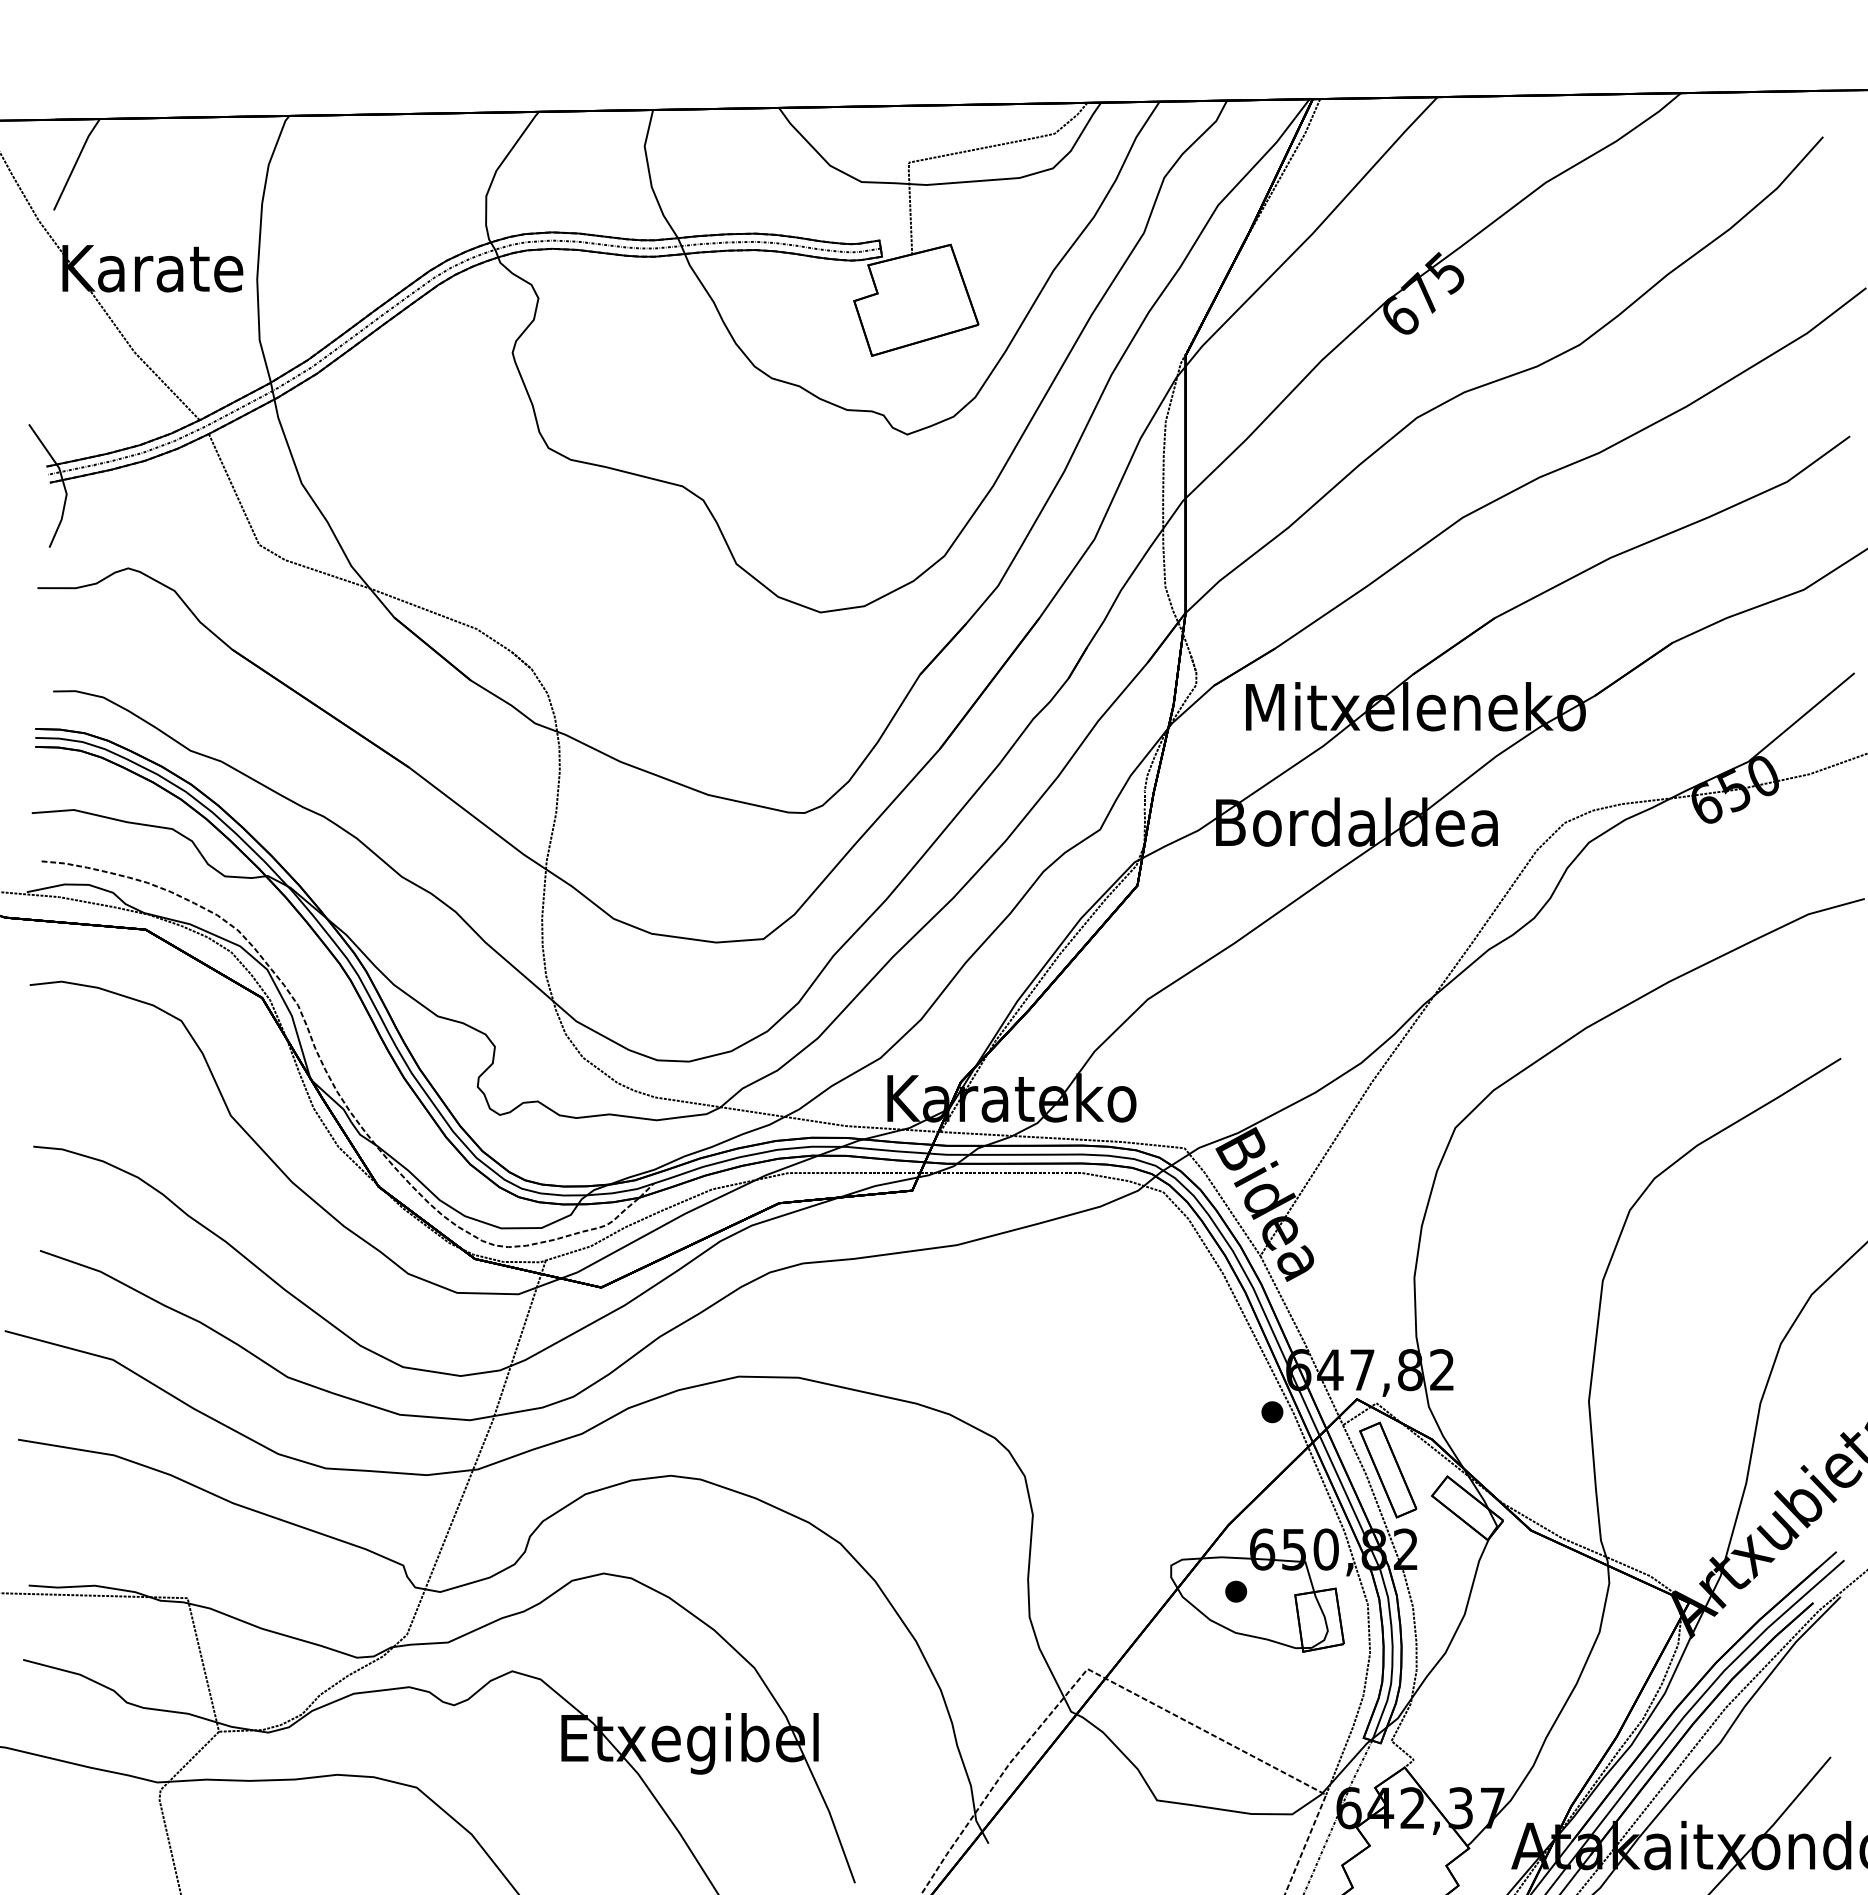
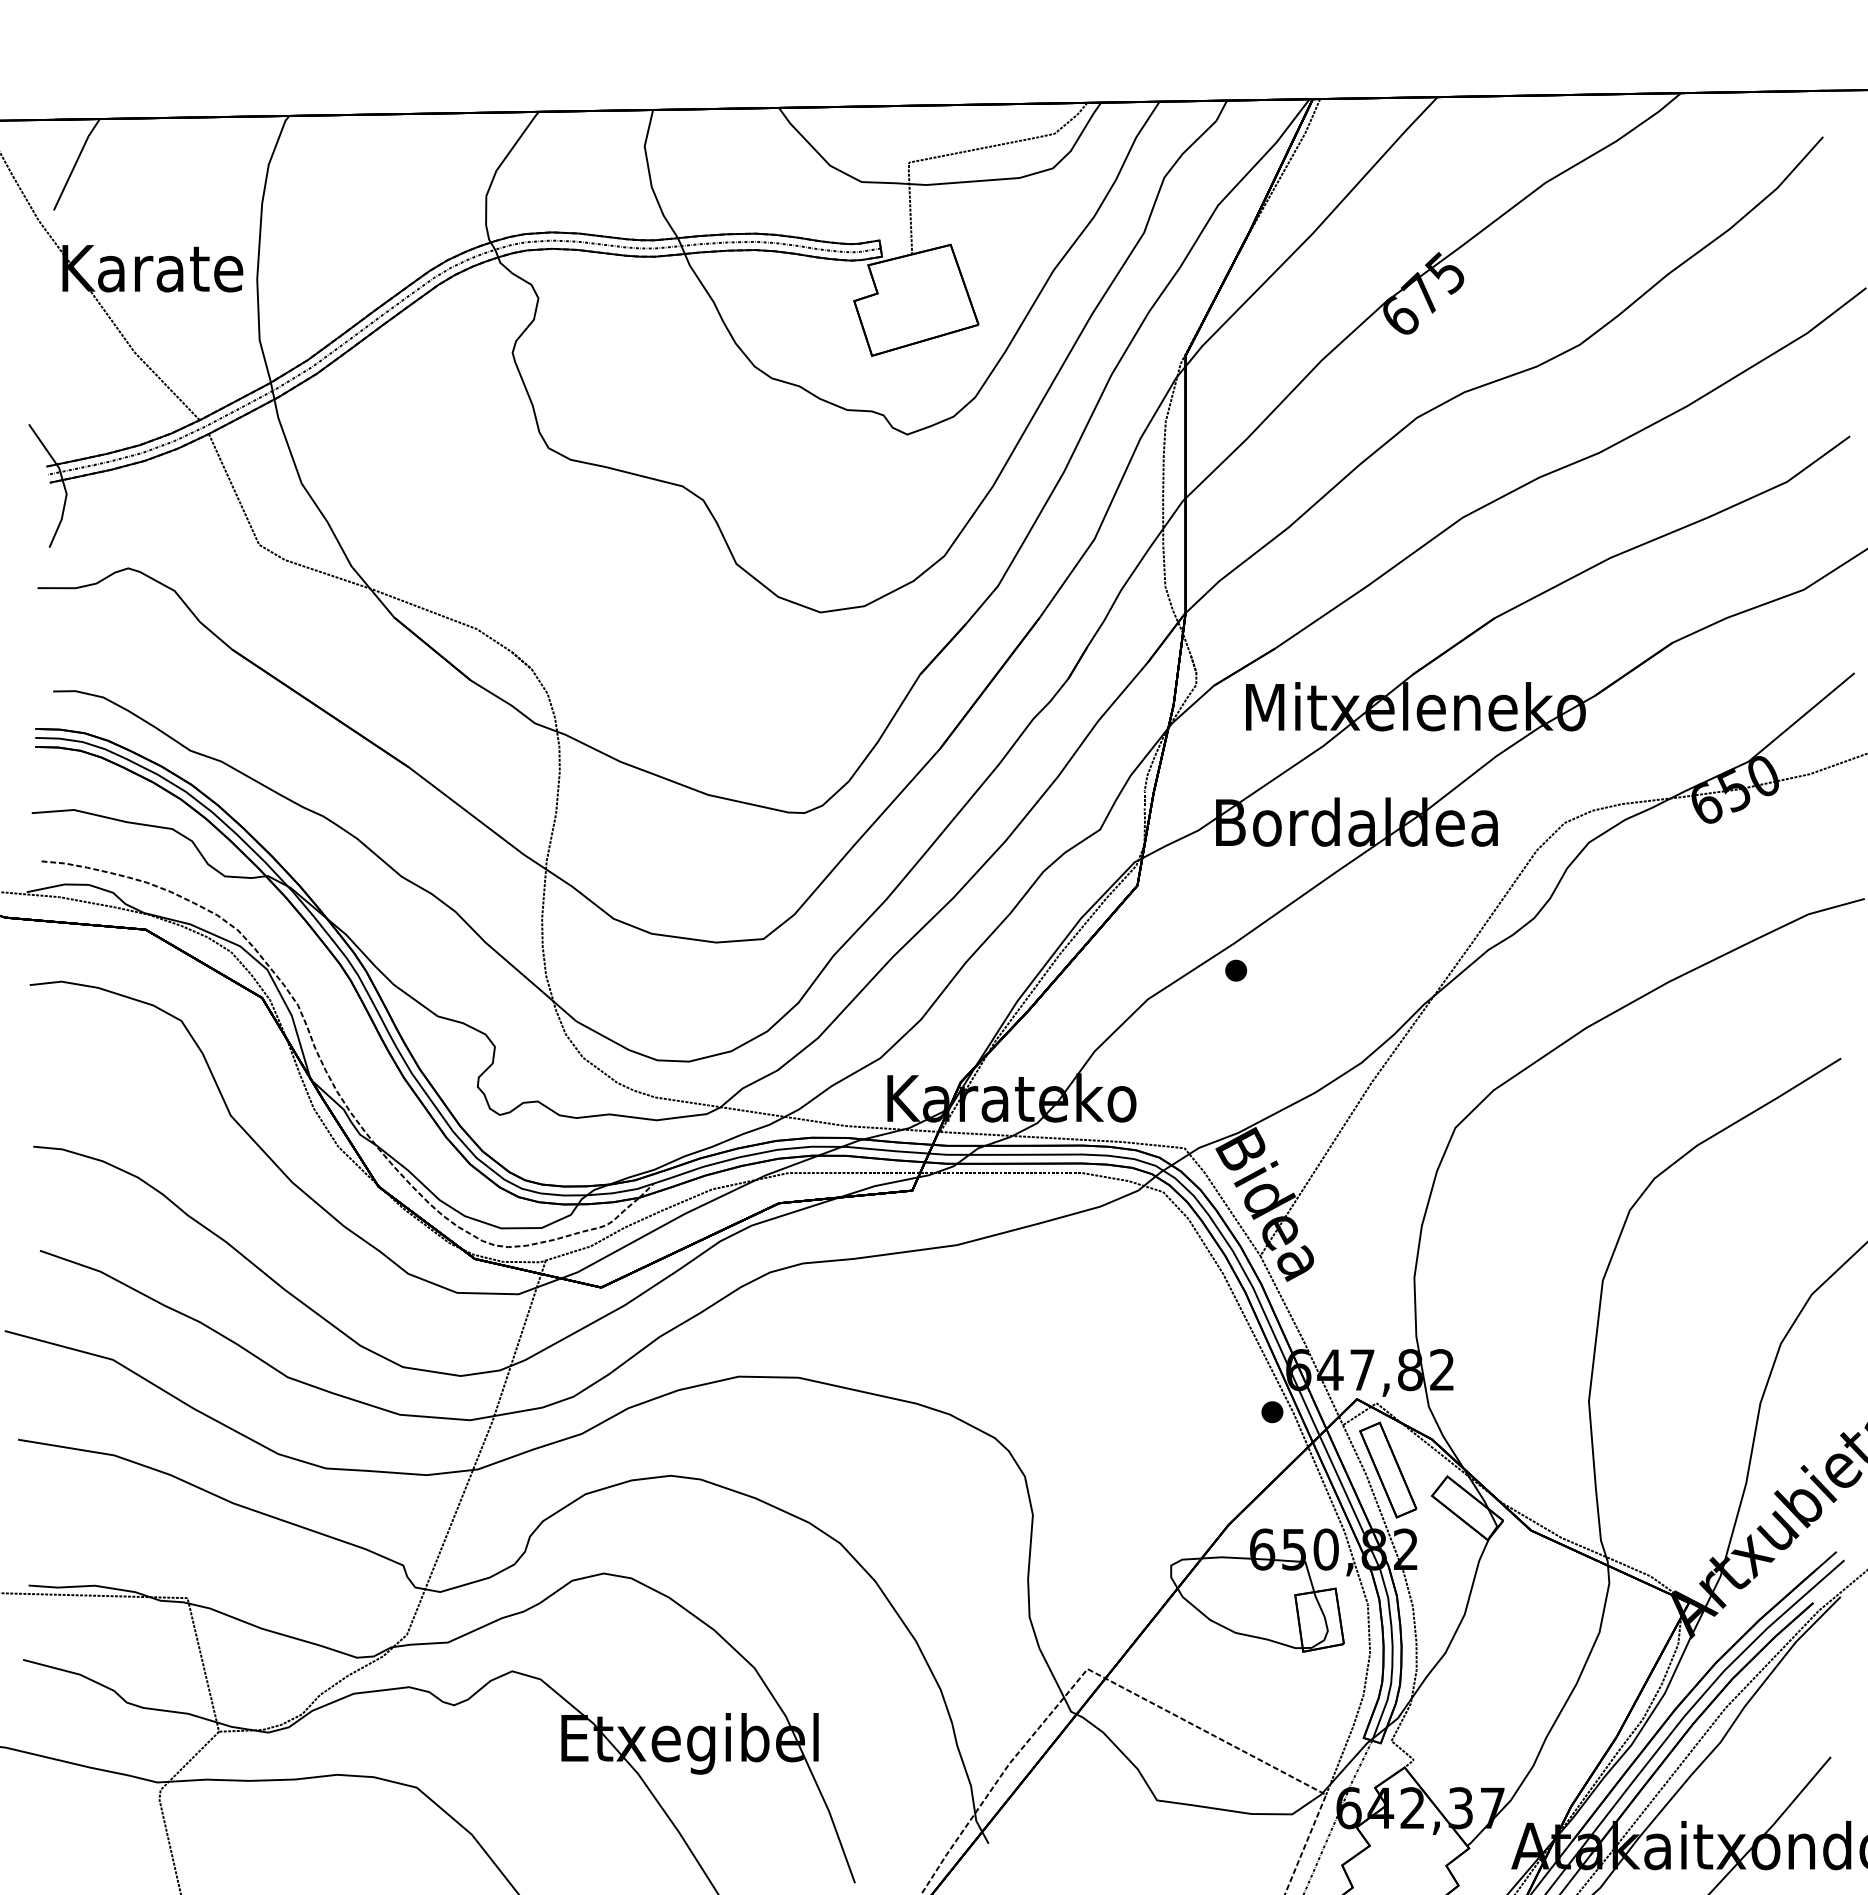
part position: (1236, 1591) -> (1236, 970) (1236, 970)
